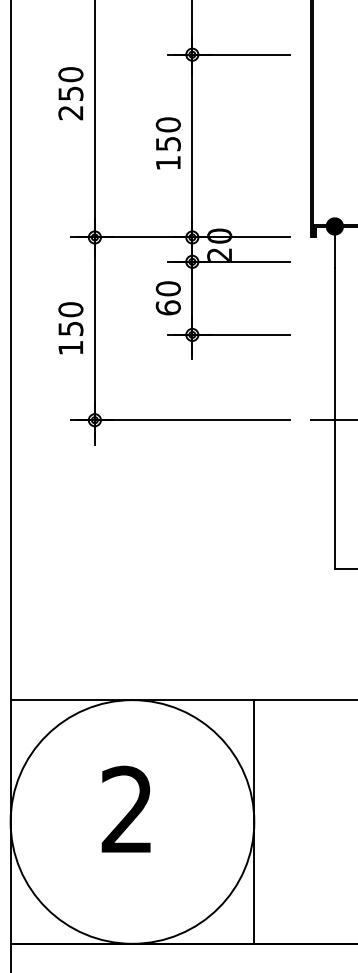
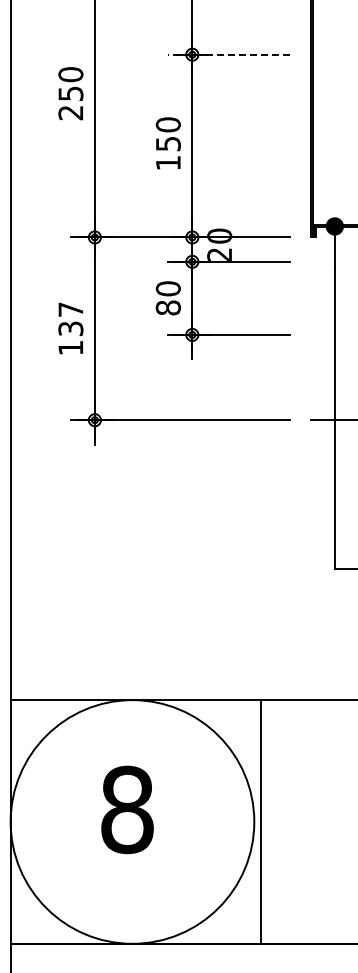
line: solid -> dashed (228, 54)
text: 60 -> 80 (167, 307)
text: 150 -> 137 (70, 318)
text: 2 -> 8 (127, 809)
line position: (254, 821) -> (261, 821) (261, 821)
